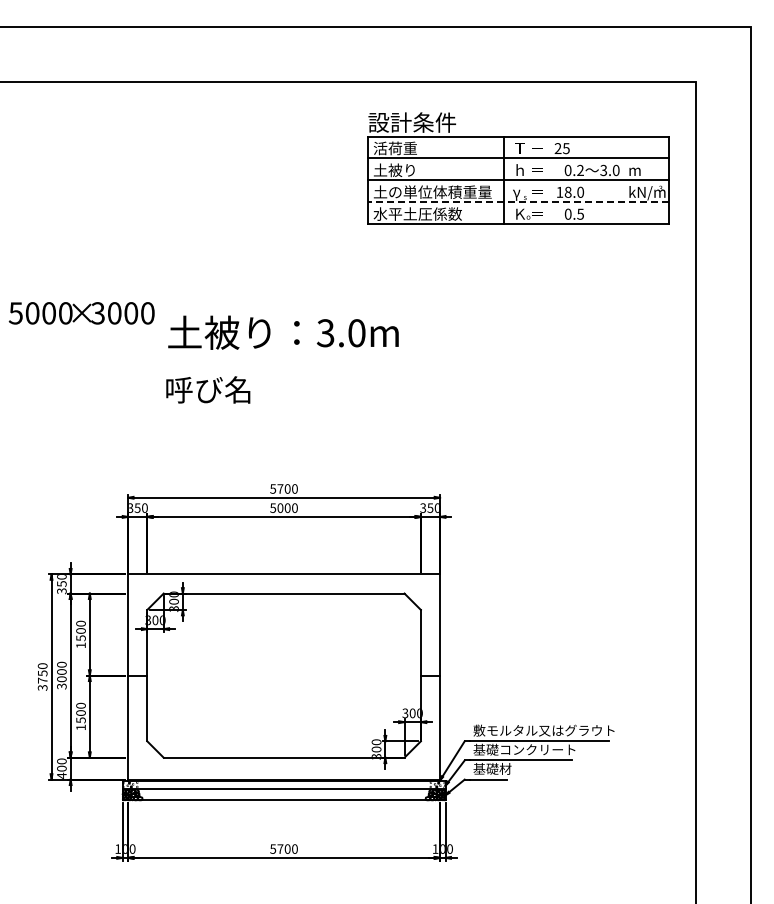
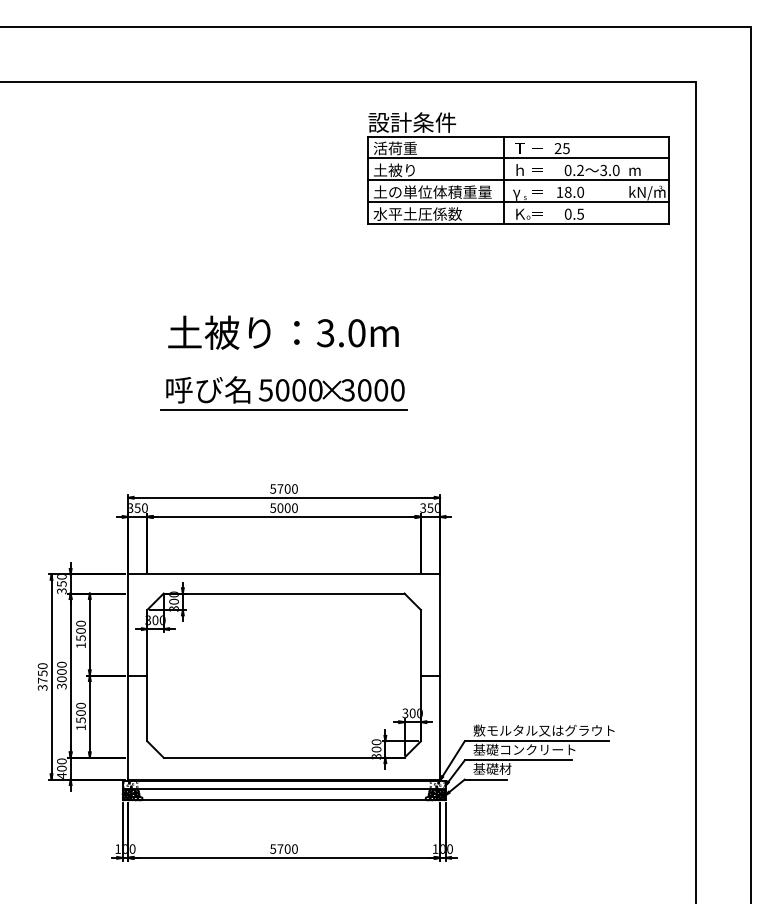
line: dashed -> solid (518, 202)
text position: (81, 313) -> (331, 390) (331, 390)
line: none -> present (283, 410)
